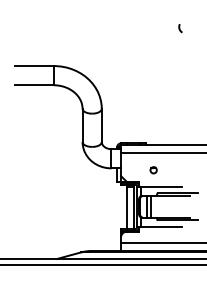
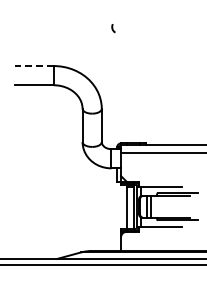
arc position: (180, 28) -> (113, 28) (113, 28)
line: solid -> dashed (34, 66)
part: present -> none (153, 170)
line: present -> none (162, 243)
